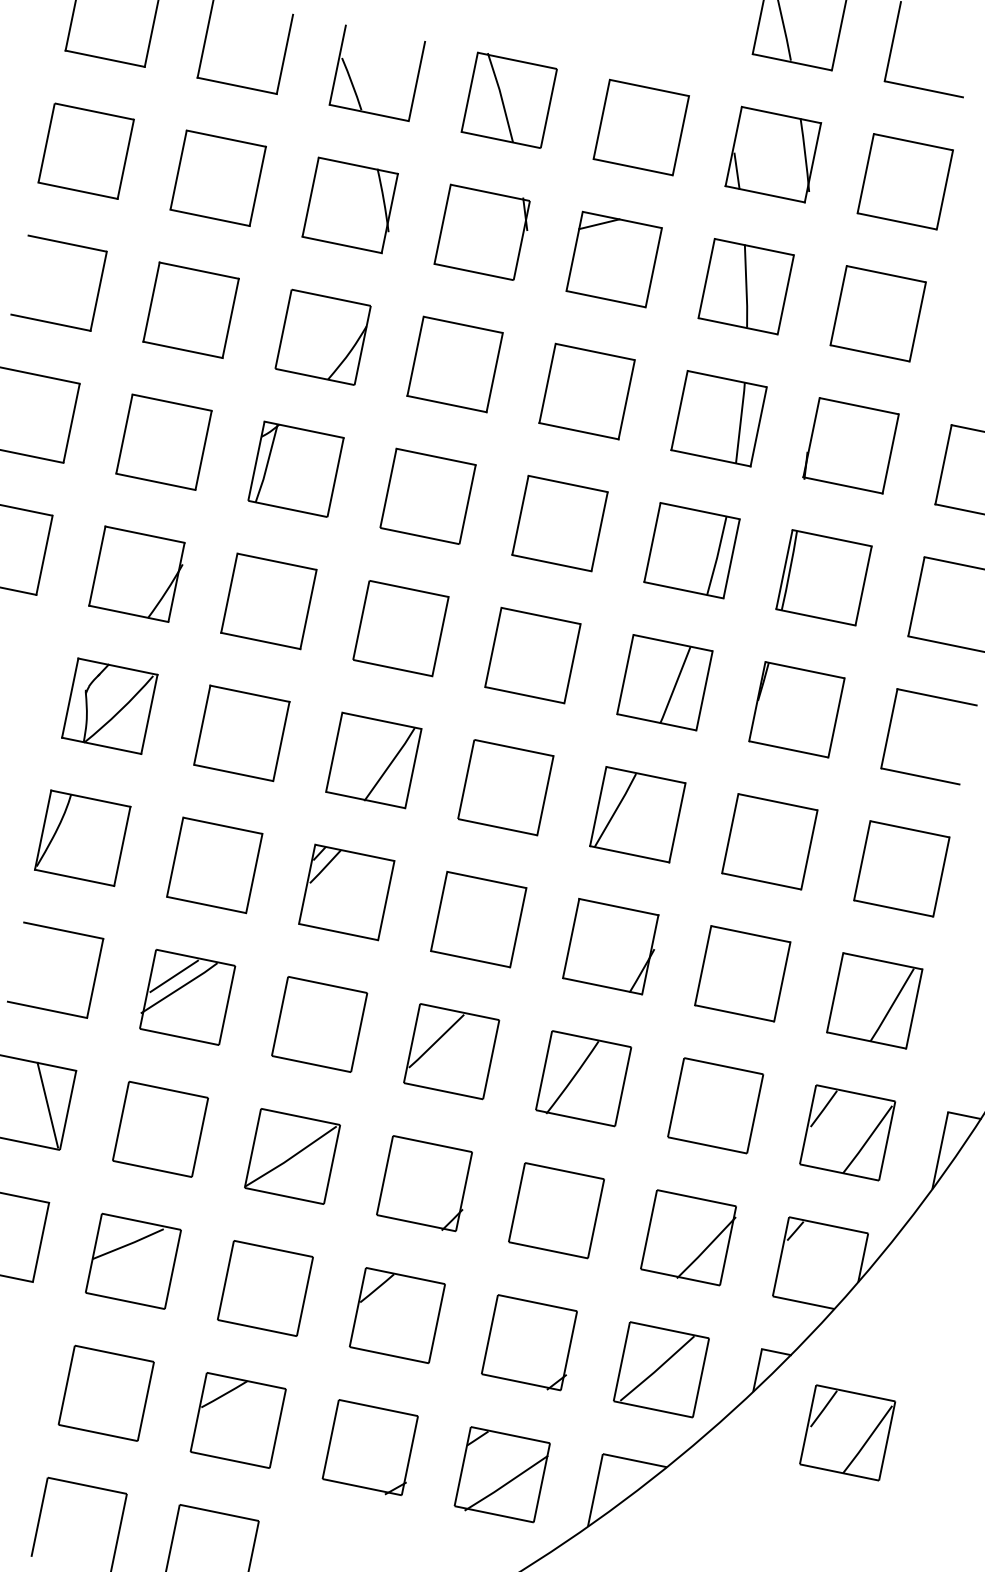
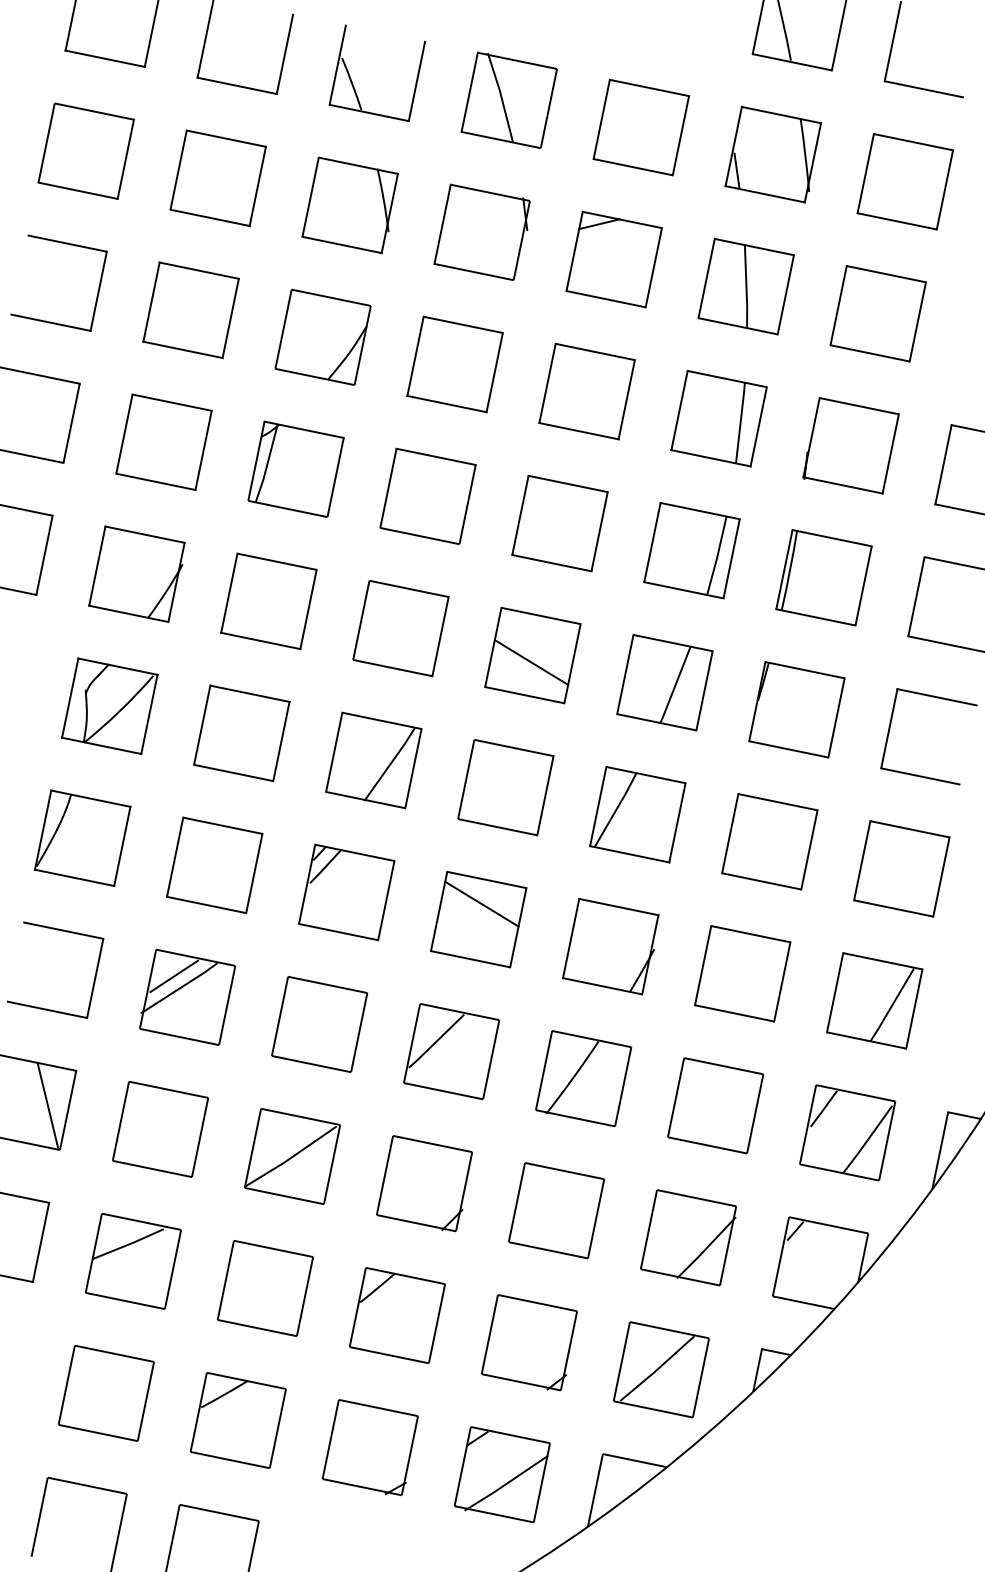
line: none -> present (531, 662)
line: none -> present (481, 903)
part: present -> none (847, 1432)
